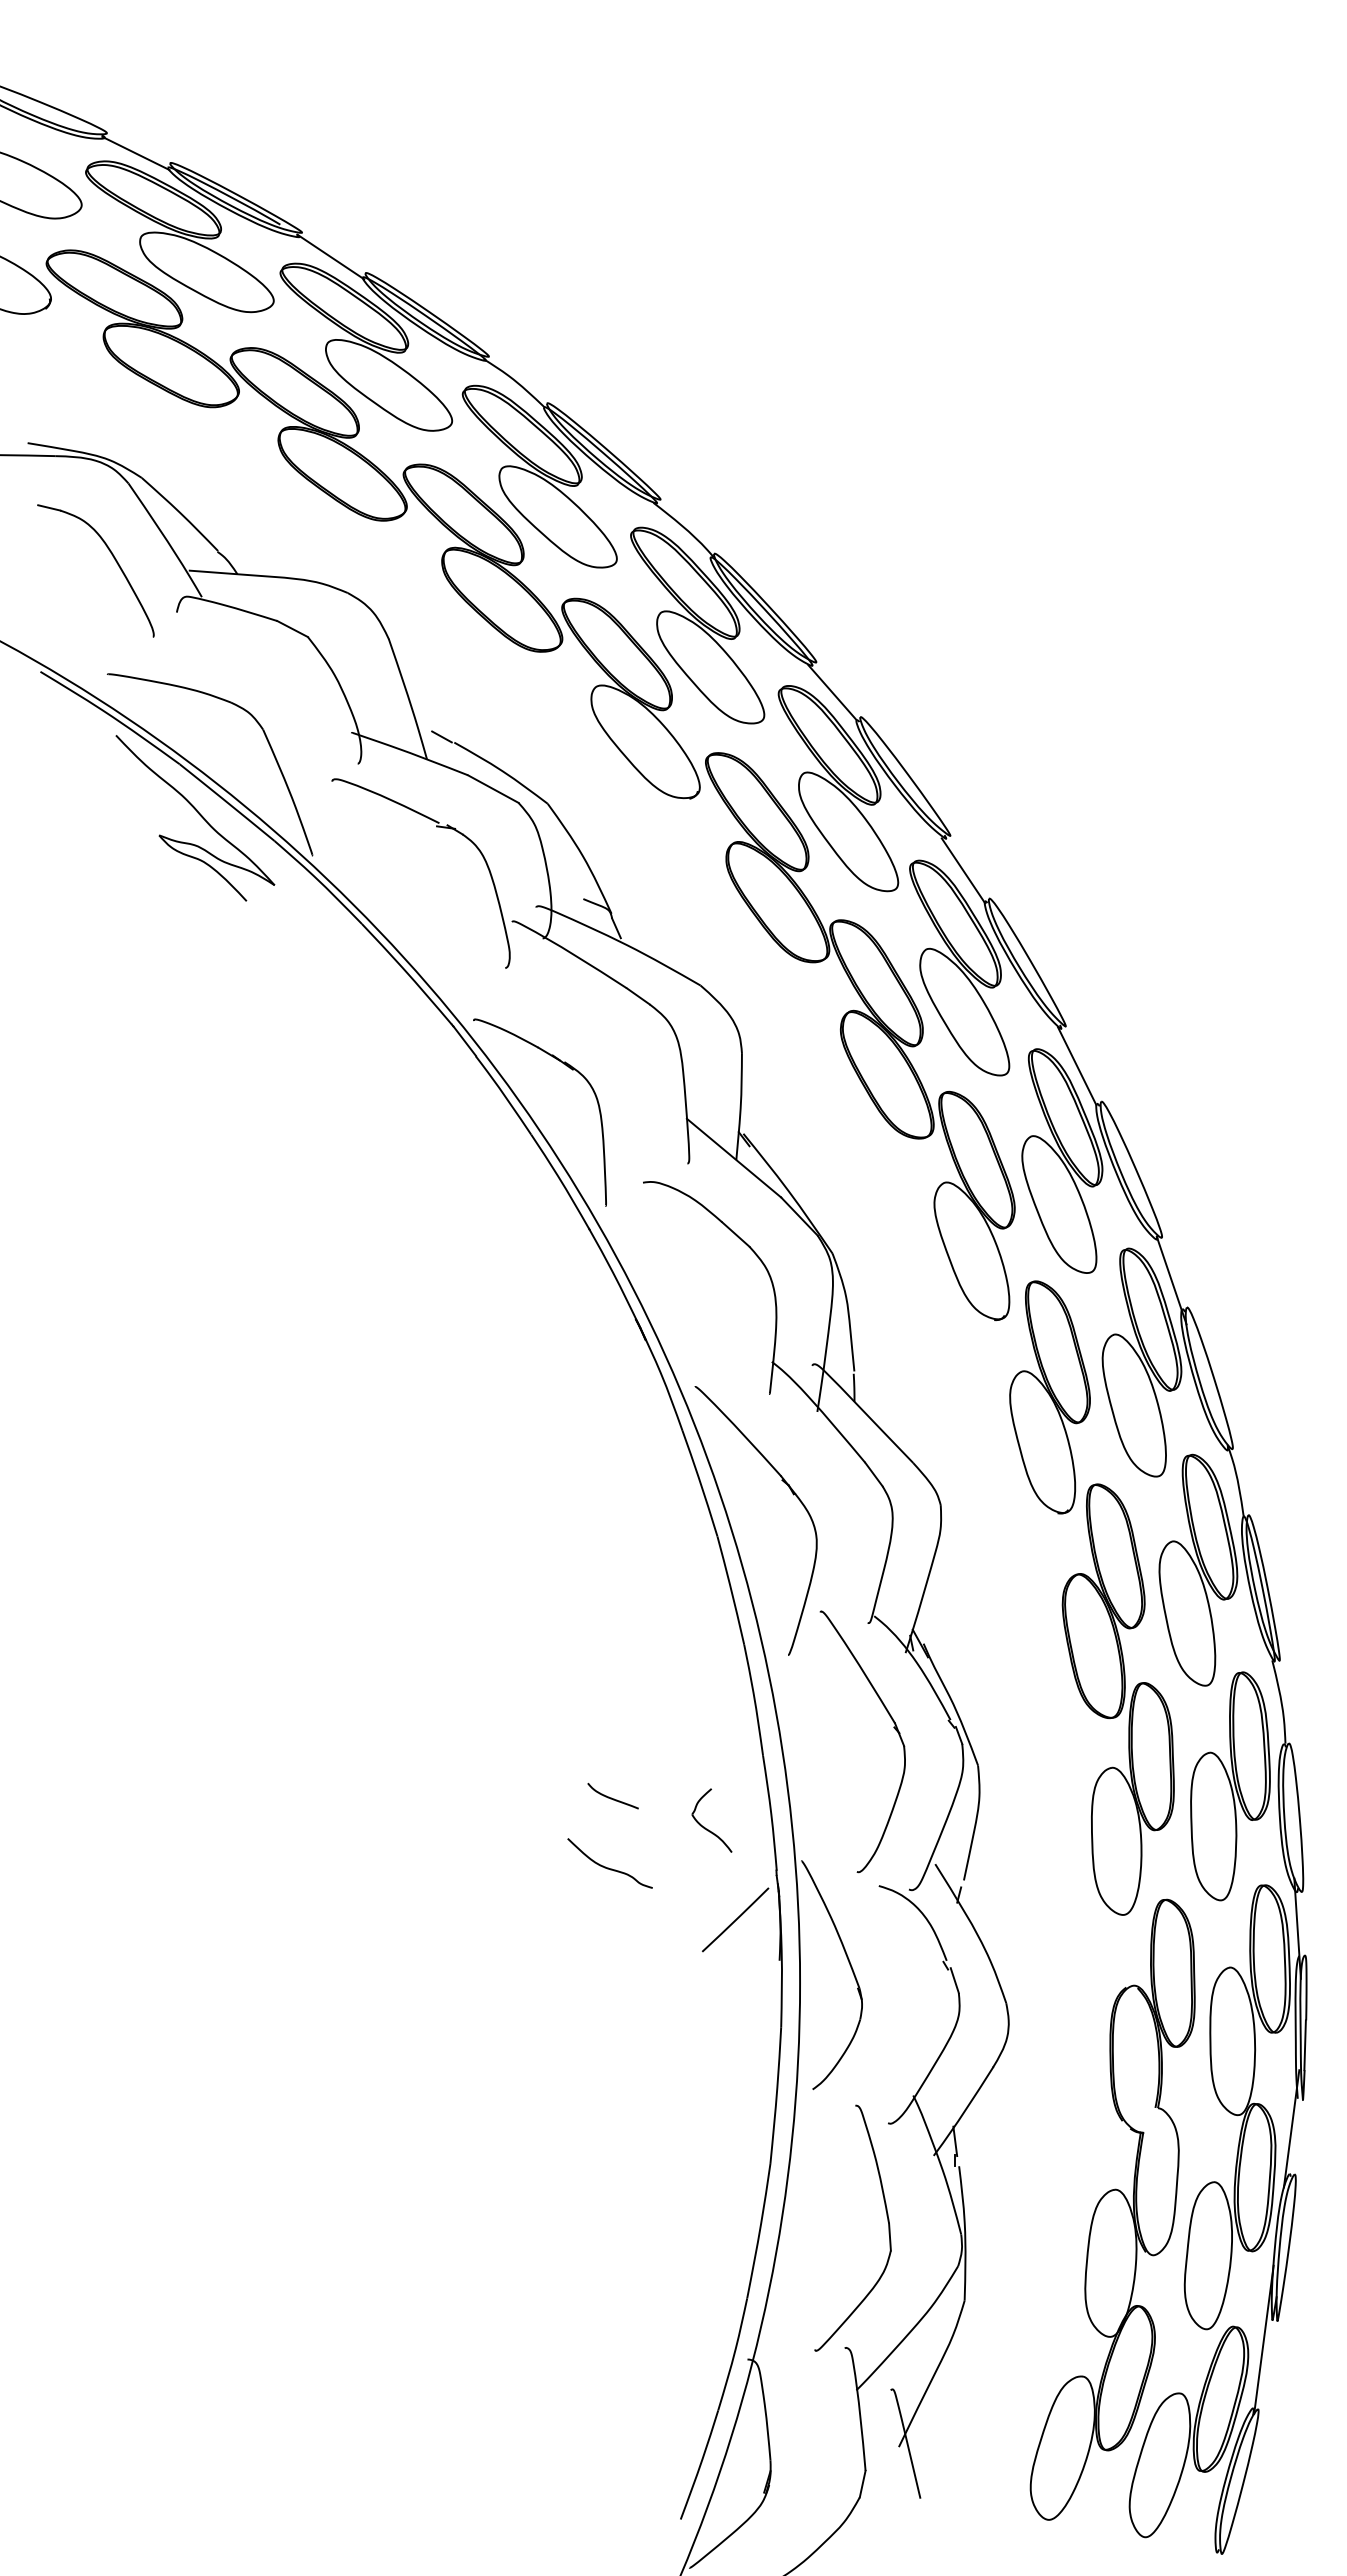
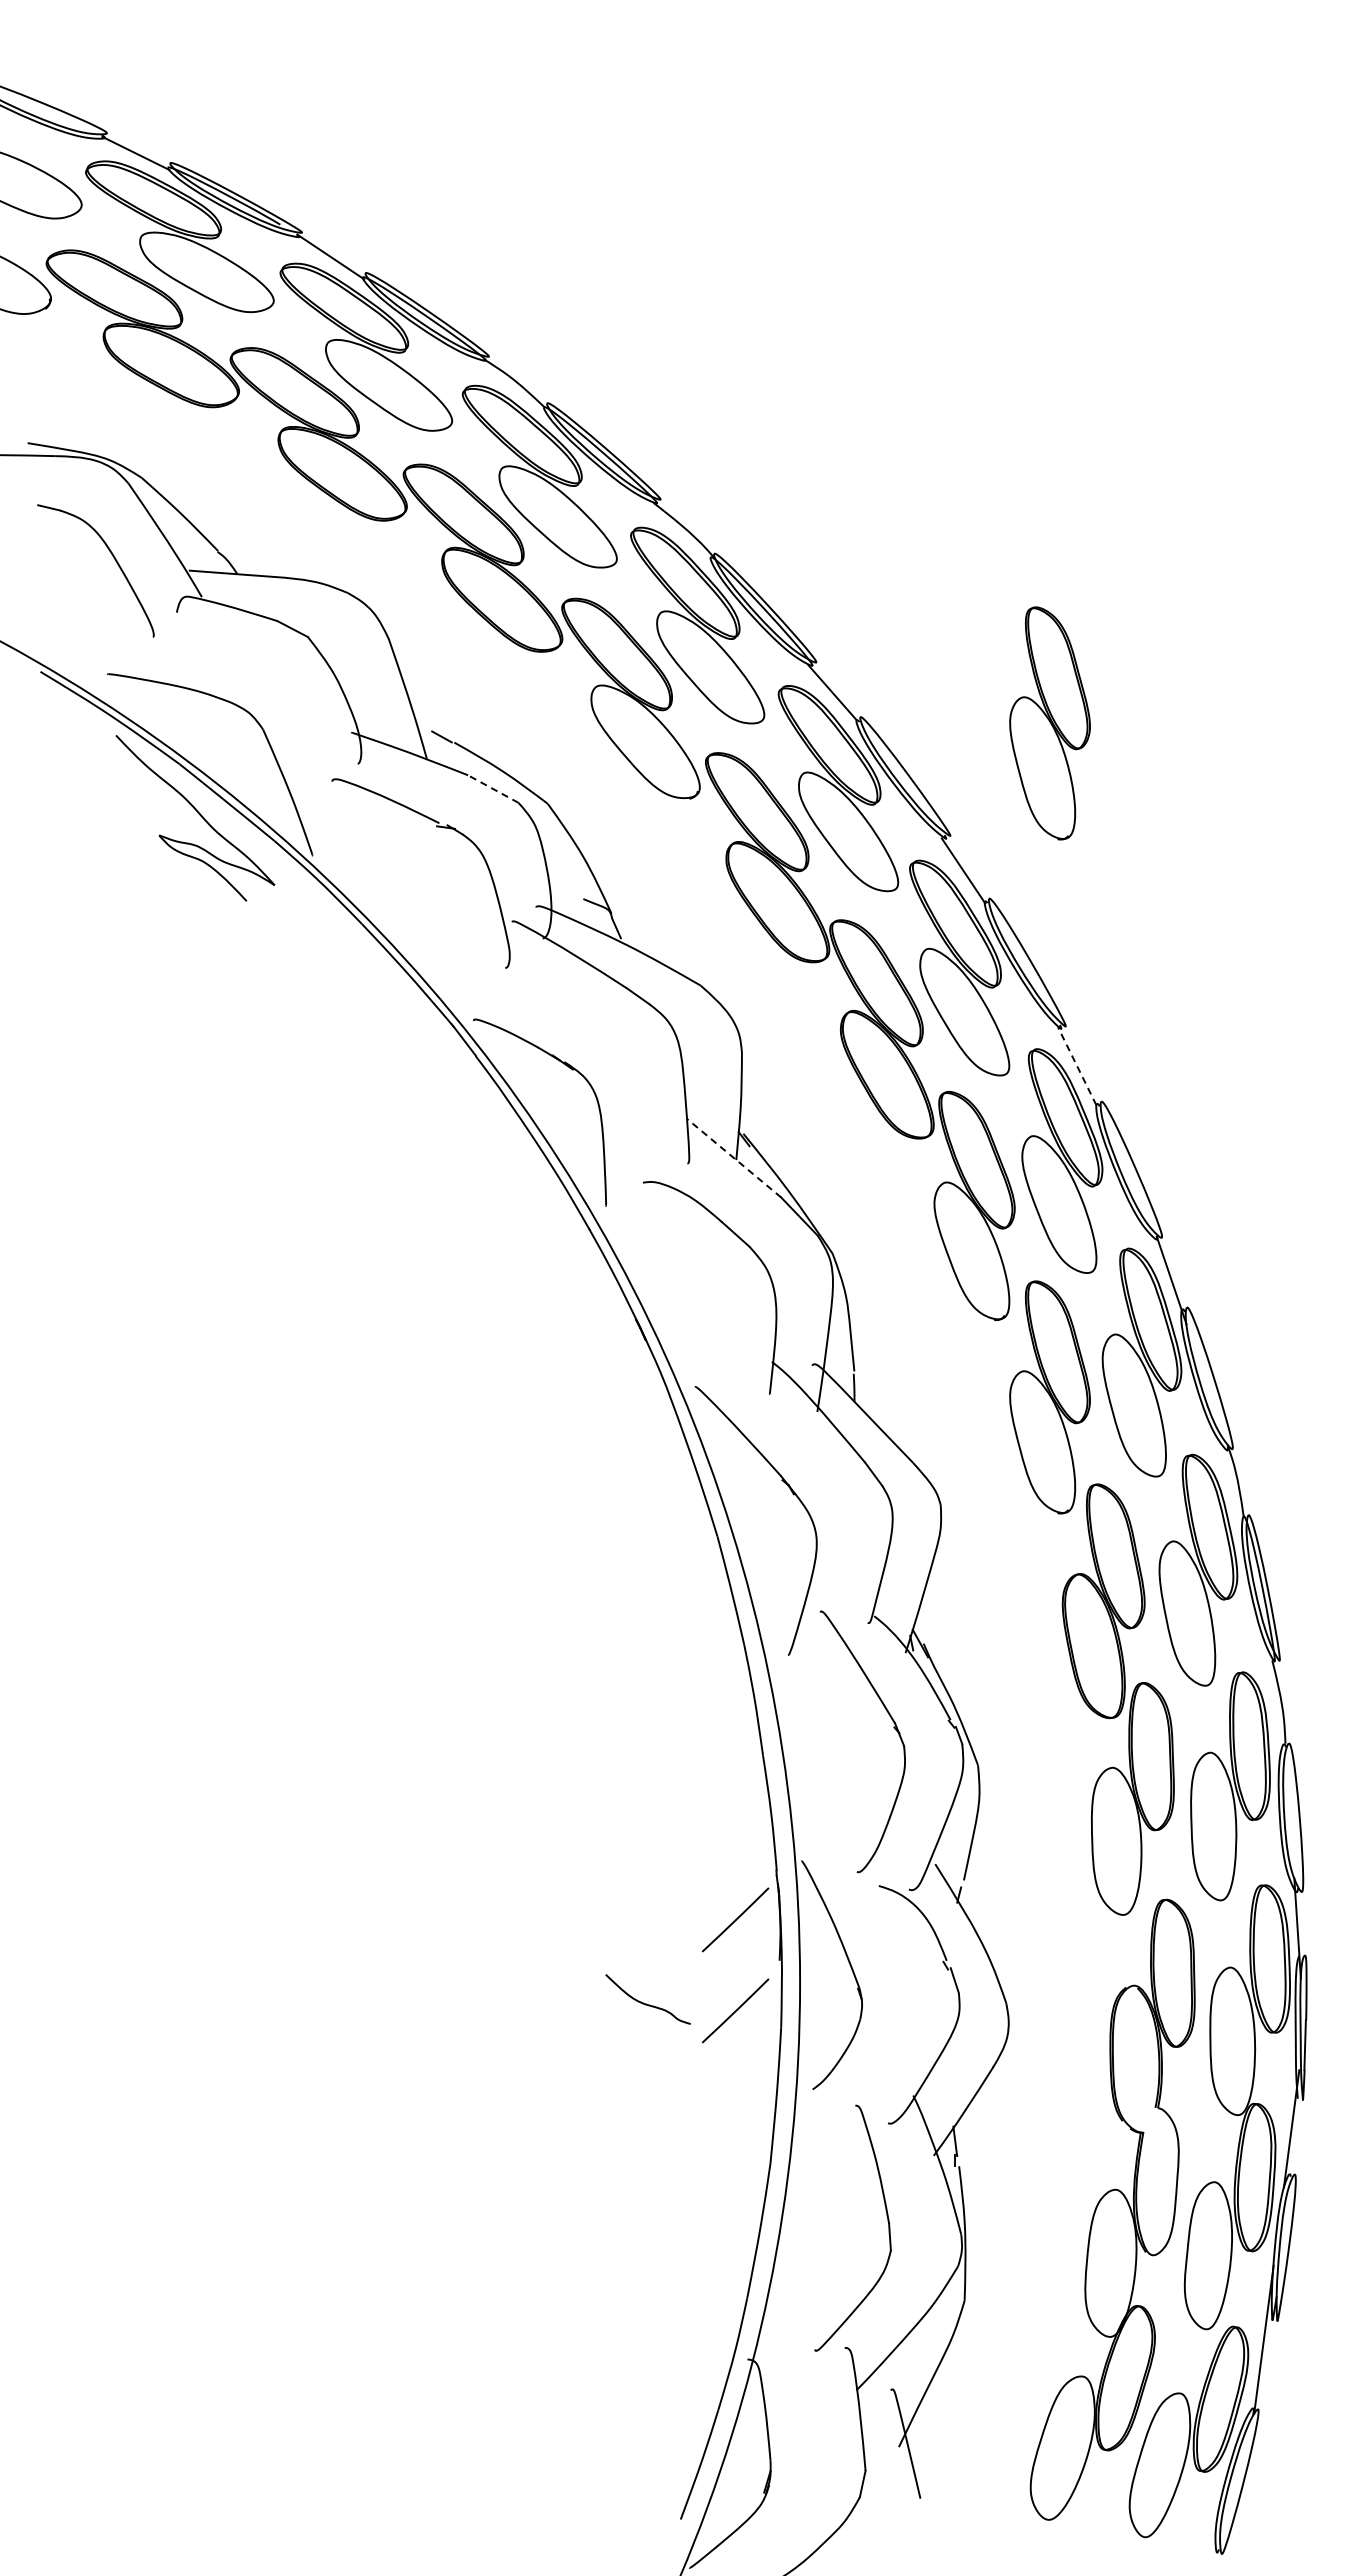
part: none -> present (1049, 723)
line: solid -> dashed (493, 789)
line: solid -> dashed (1076, 1065)
line: solid -> dashed (733, 1157)
curve: present -> none (611, 1797)
part: present -> none (707, 1828)
curve position: (608, 1867) -> (646, 2003) (646, 2003)
line: none -> present (735, 2010)
